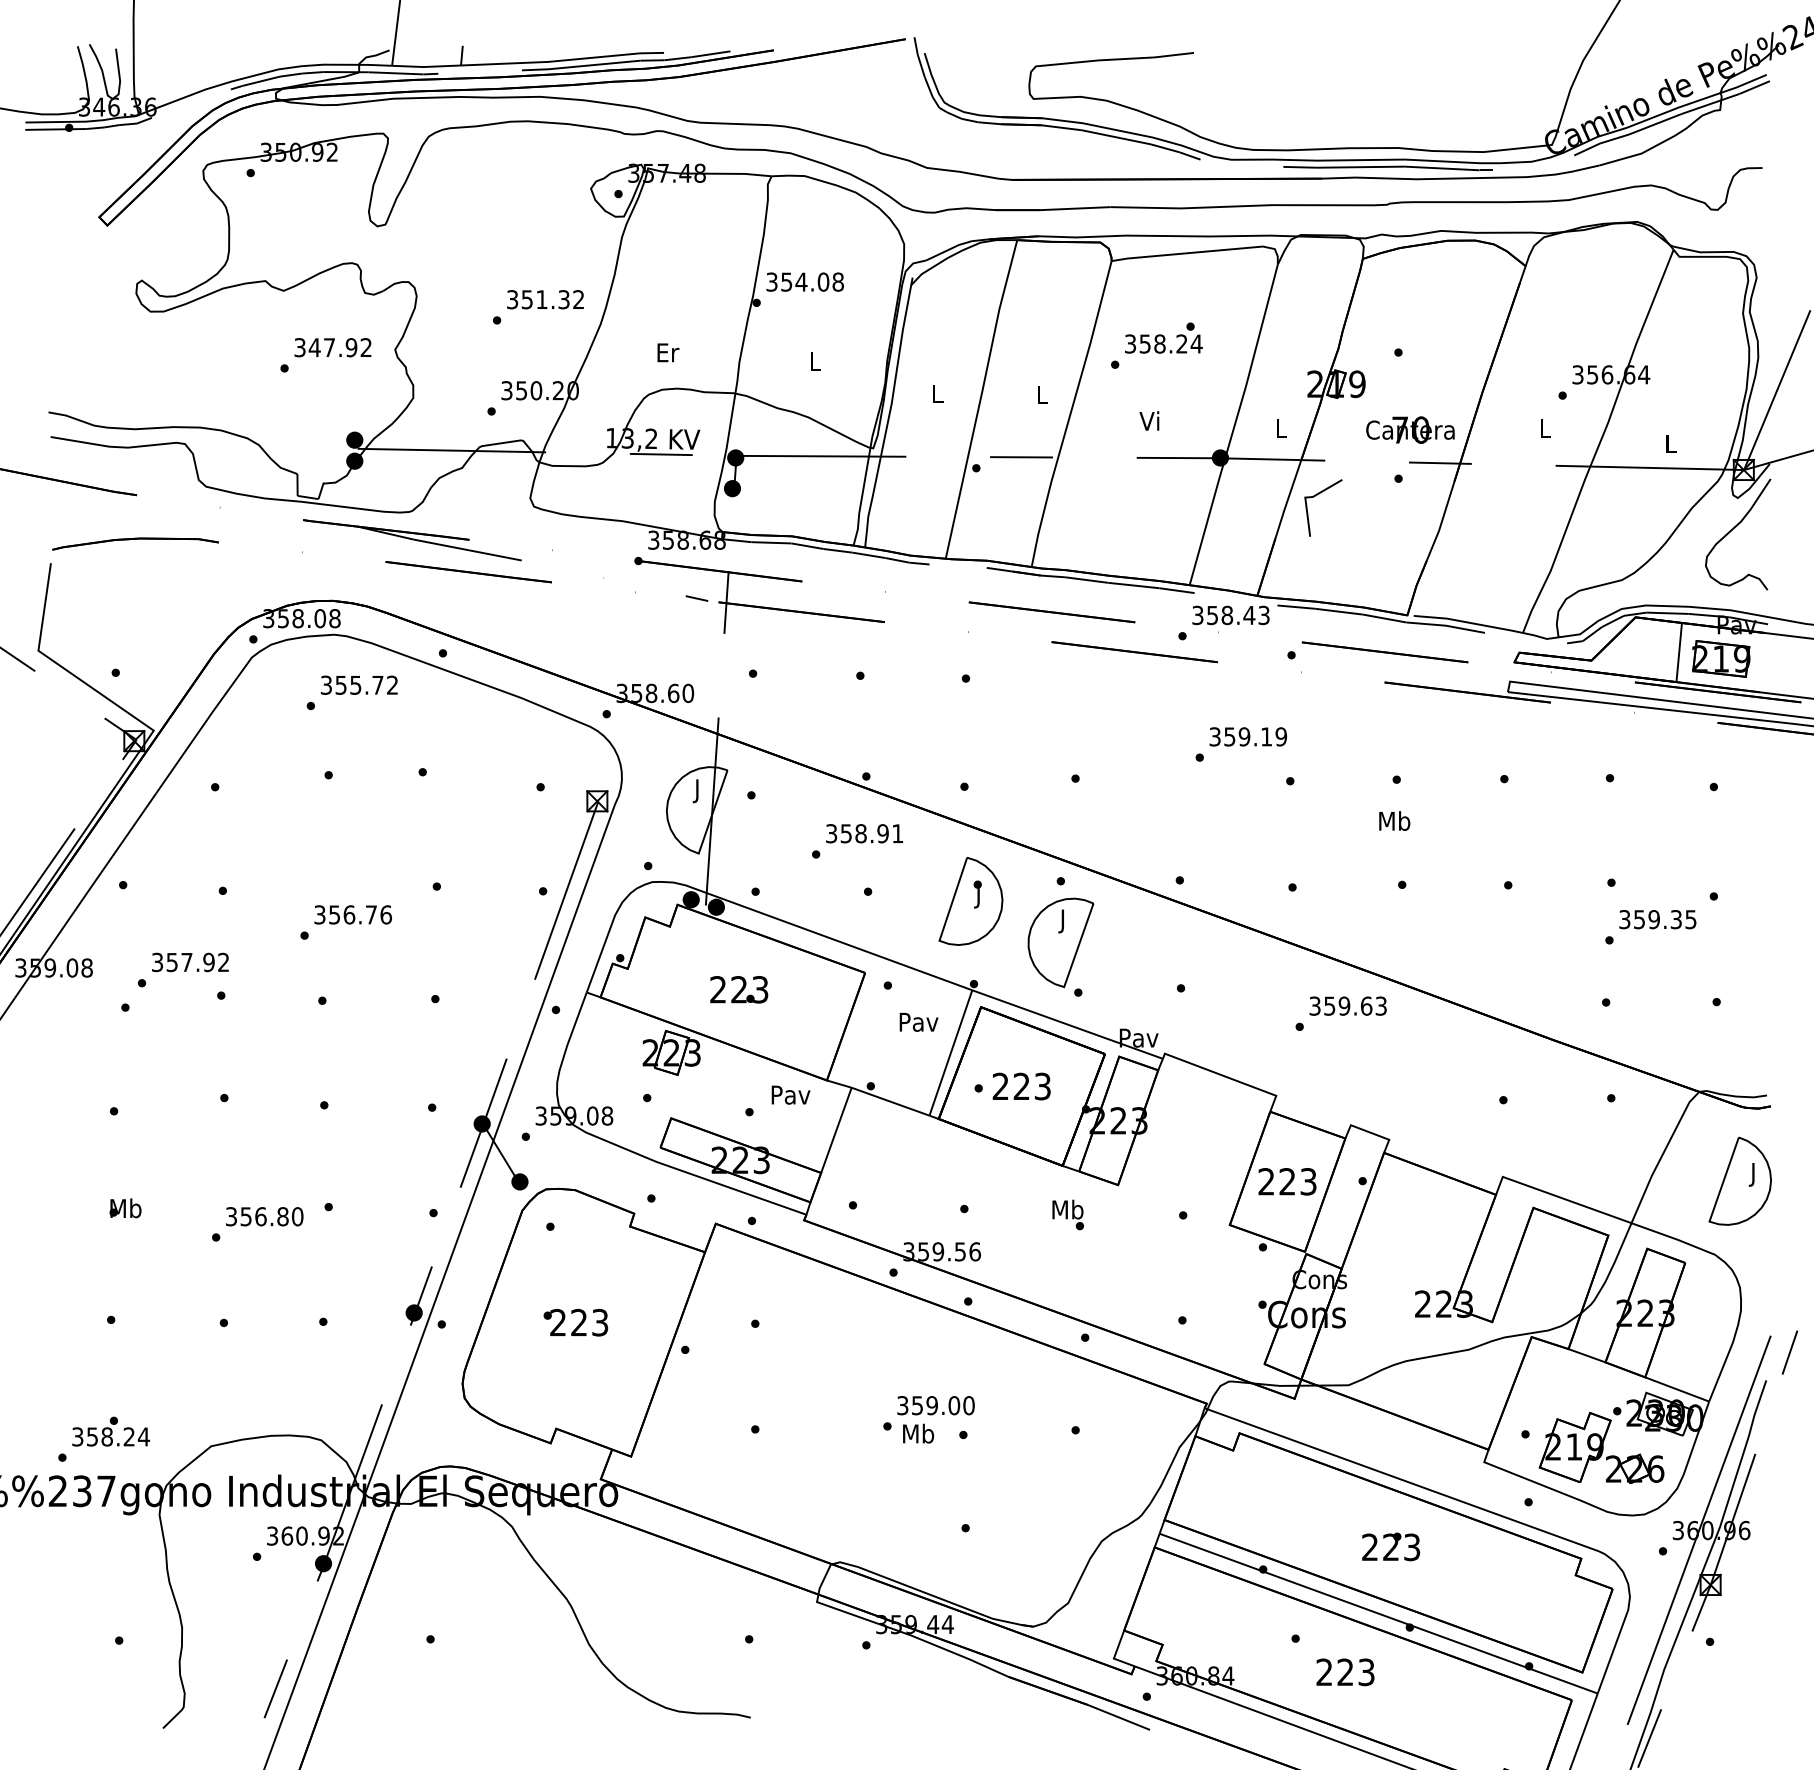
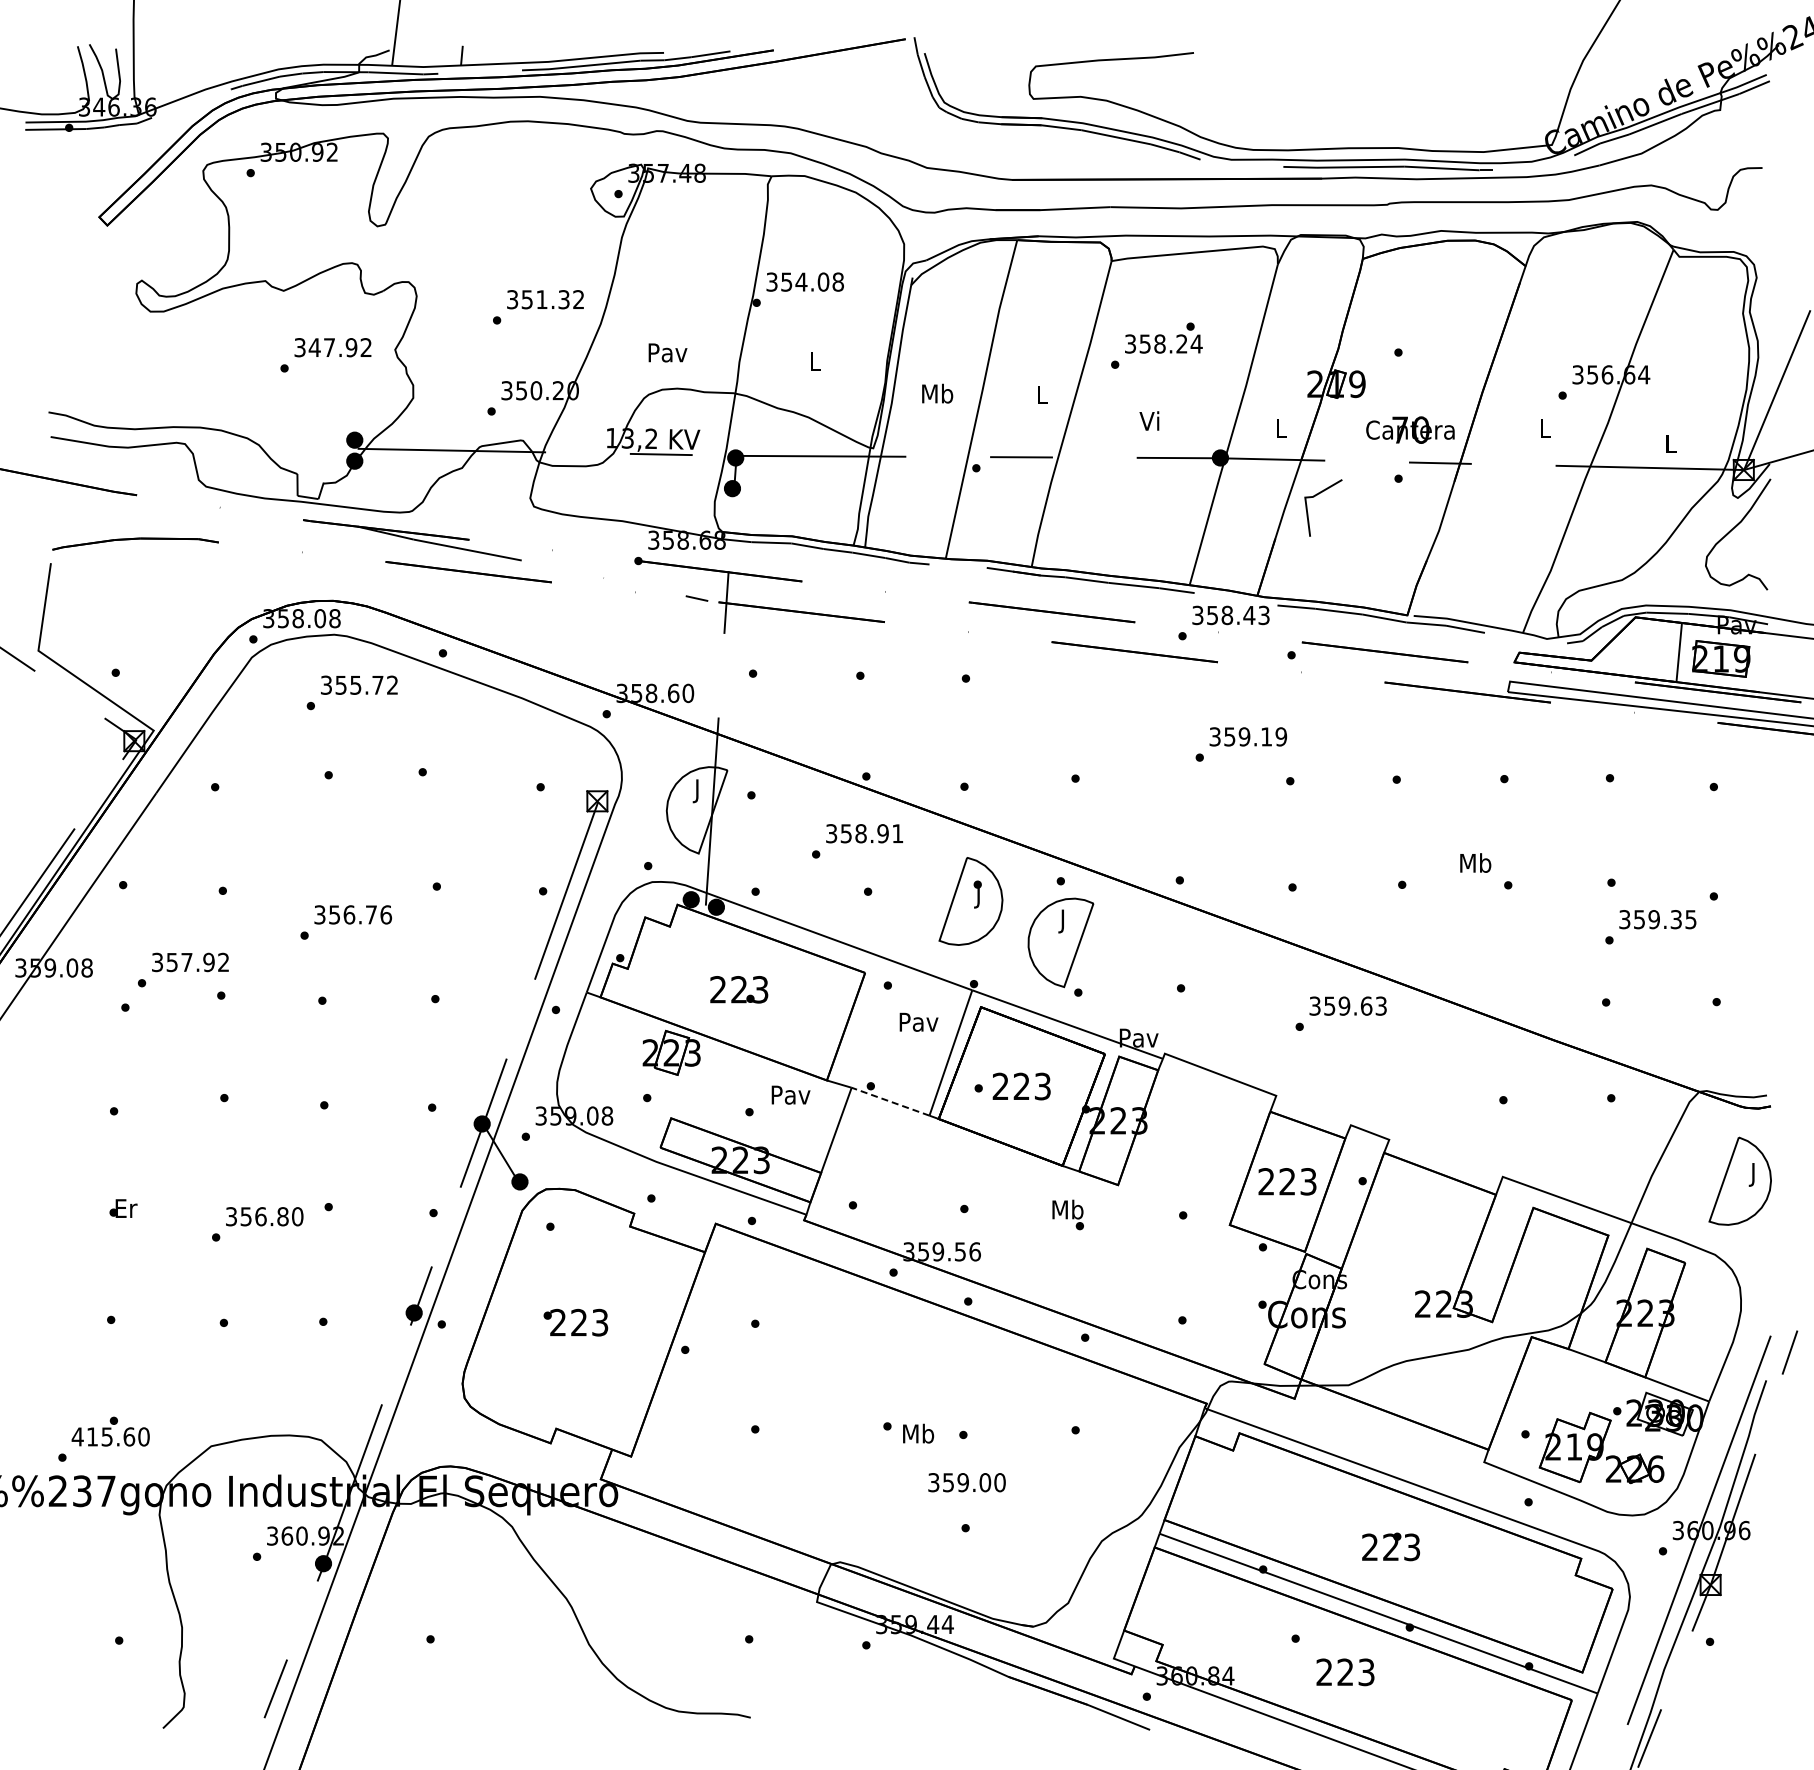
text: Er -> Pav (667, 352)
text: L -> Mb (937, 393)
text position: (1394, 820) -> (1475, 862) (1475, 862)
line: solid -> dashed (890, 1101)
text: Mb -> Er (125, 1208)
text position: (935, 1405) -> (966, 1482) (966, 1482)
text: 358.24 -> 415.60 (110, 1436)
